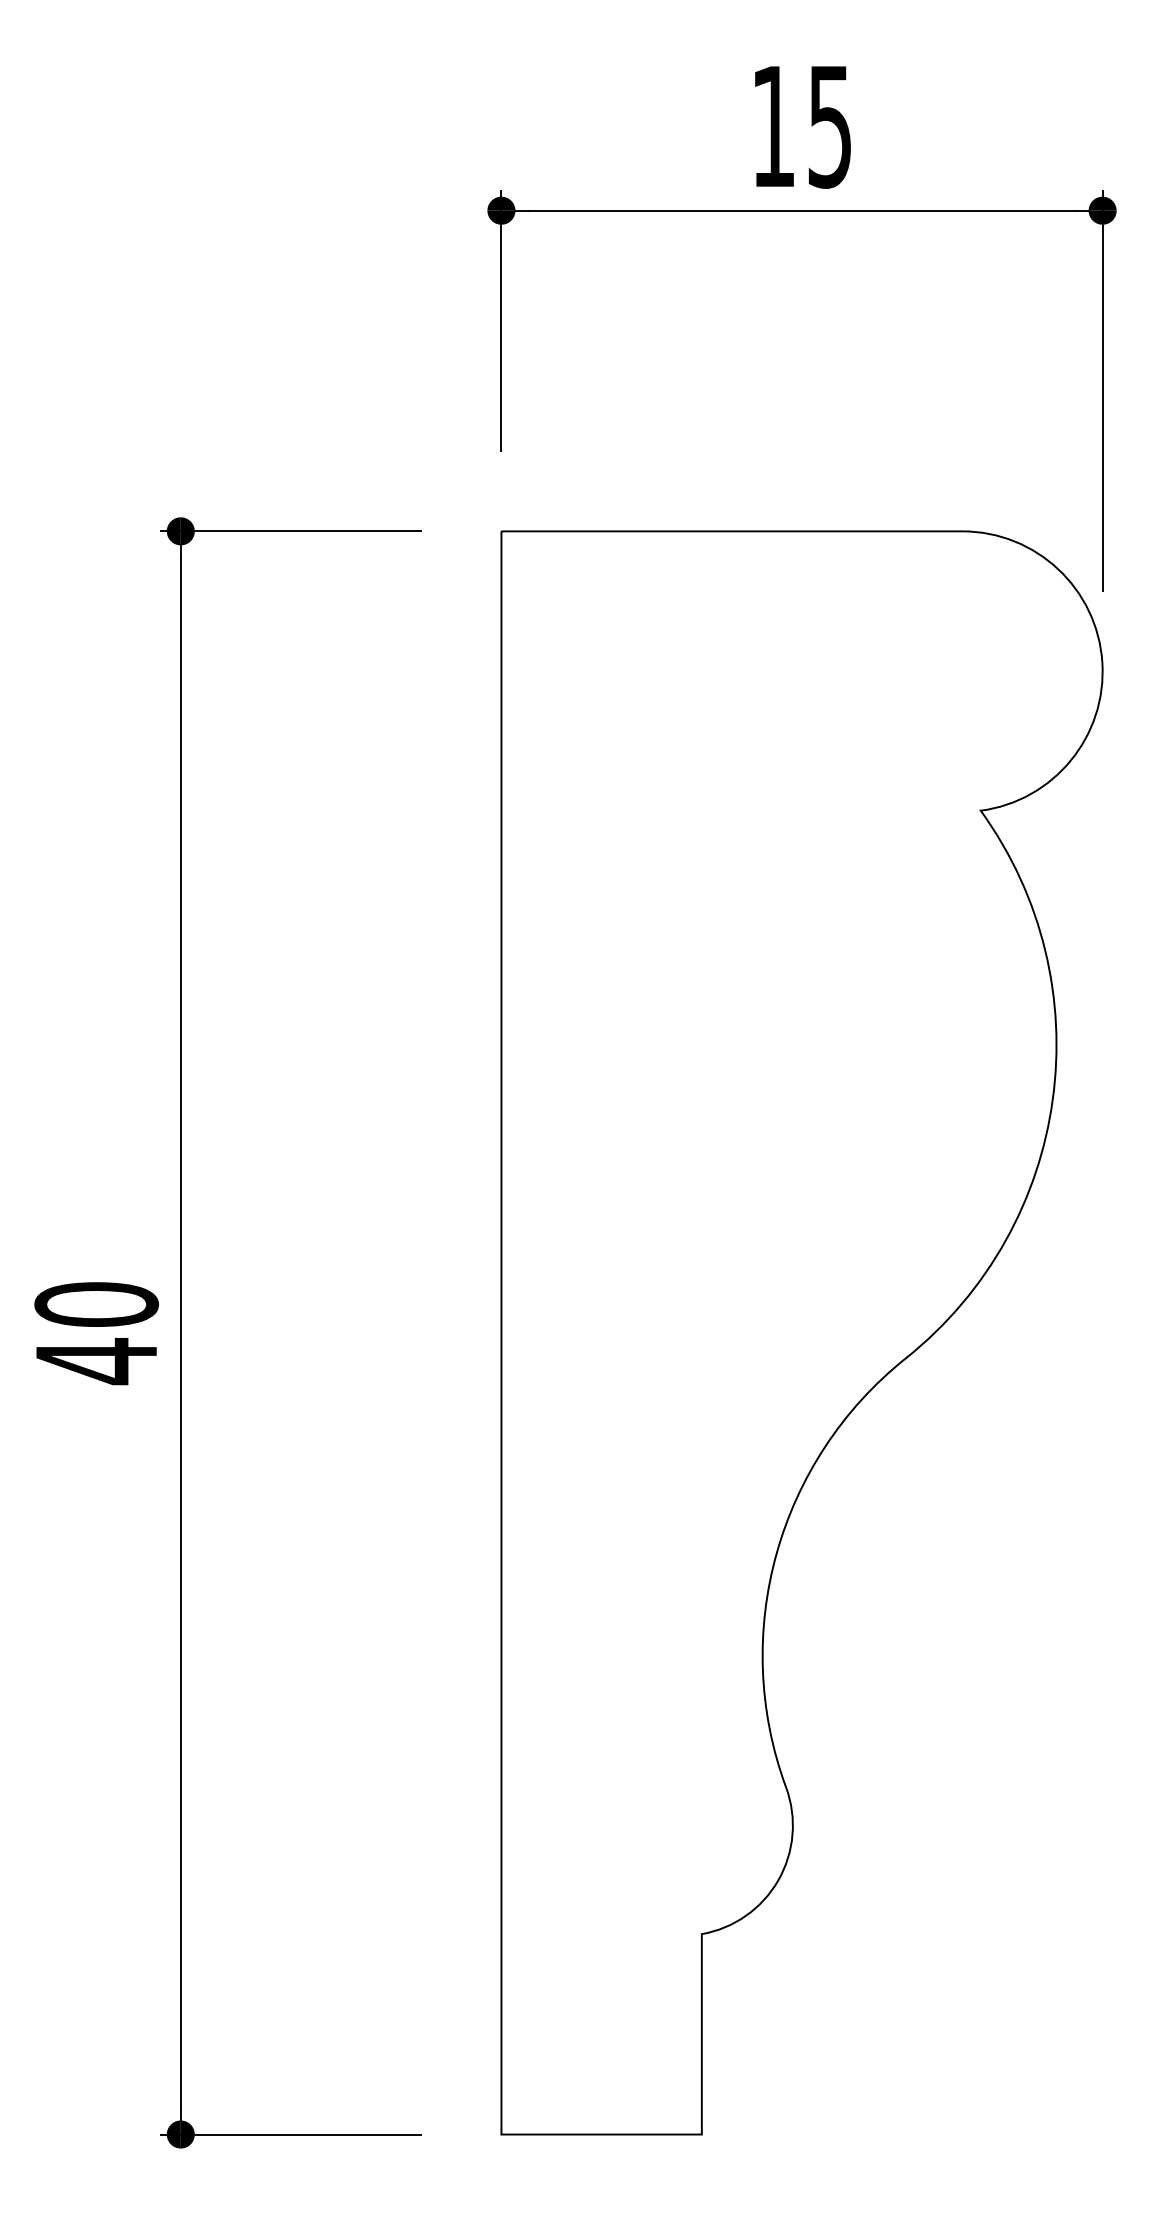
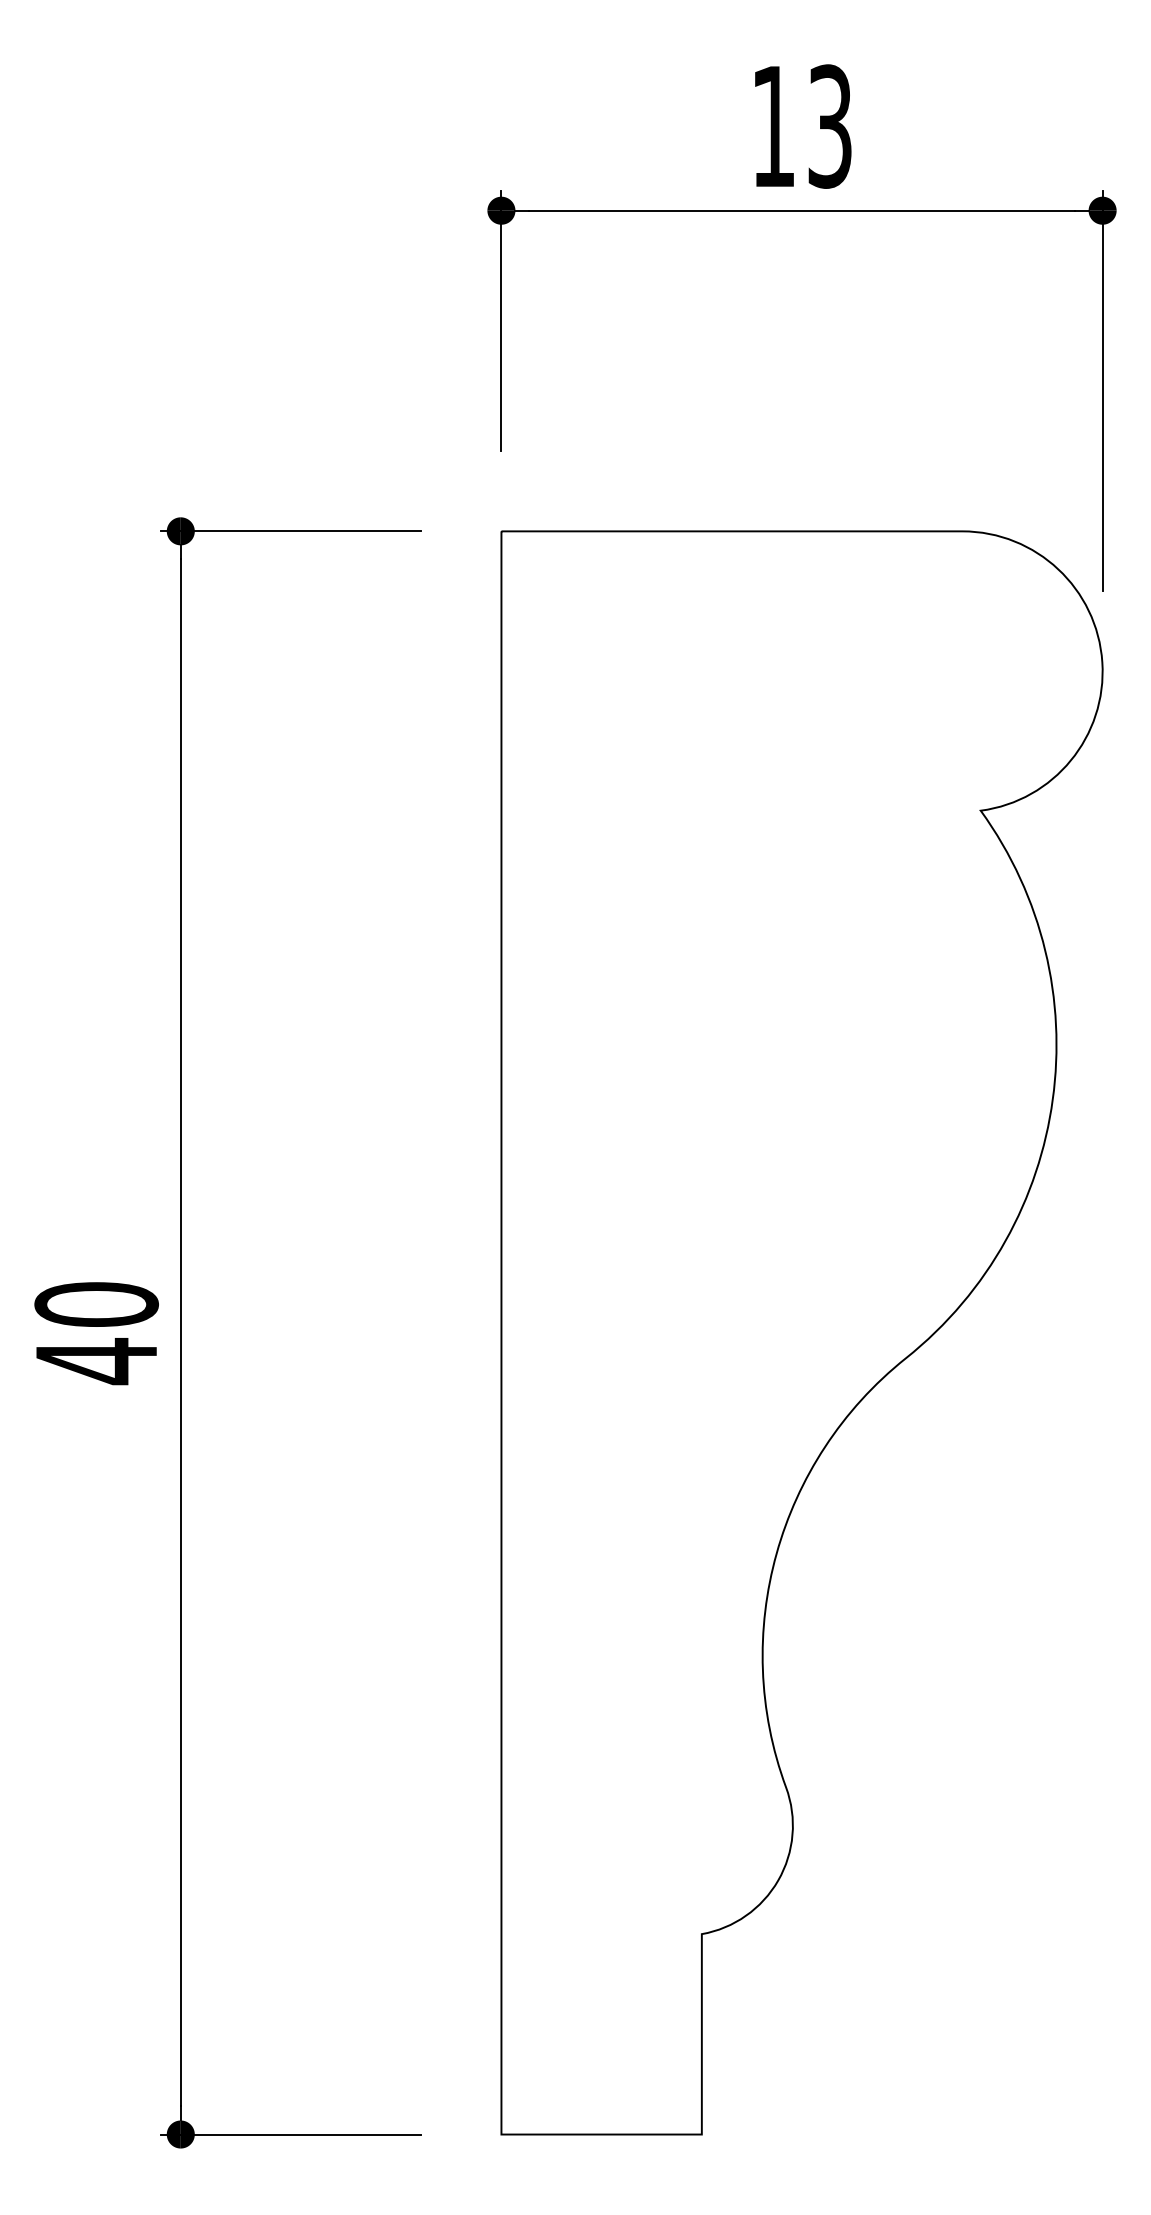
text: 15 -> 13 (830, 126)
